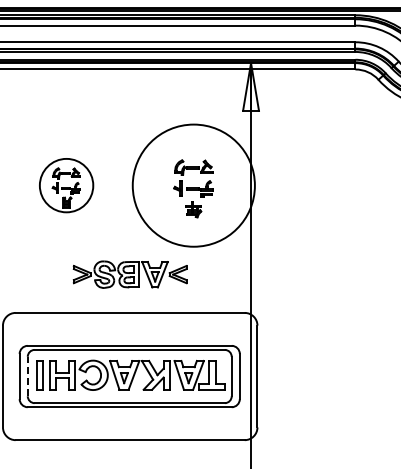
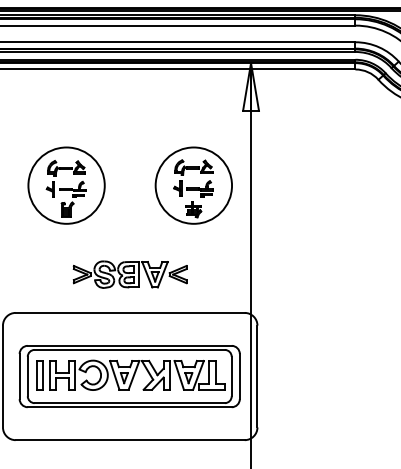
part size: 56x56 px -> 79x79 px (66, 185)
circle diameter: 122 px -> 76 px (193, 185)
line: dashed -> solid (27, 376)
